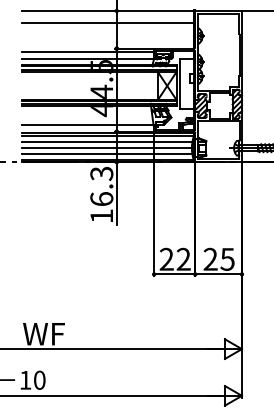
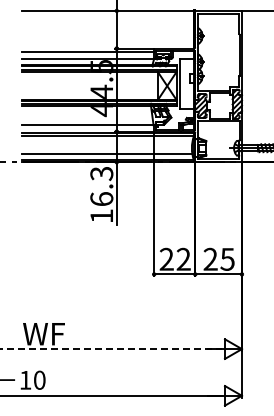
line: present -> none (108, 23)
line: present -> none (107, 141)
line: present -> none (106, 148)
line: solid -> dashed (111, 349)
